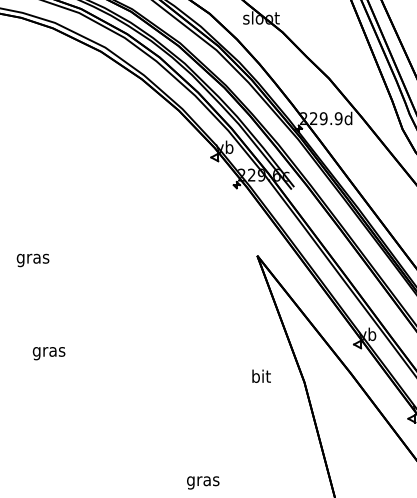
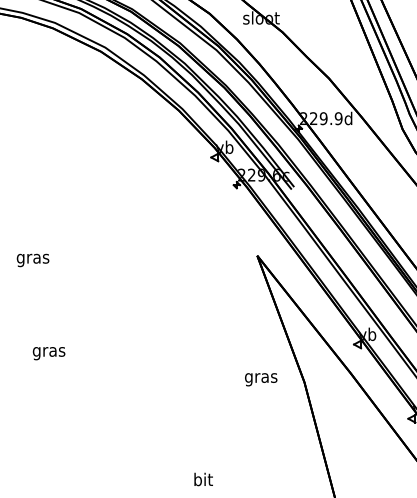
text: bit -> gras (261, 377)
text: gras -> bit (203, 480)
